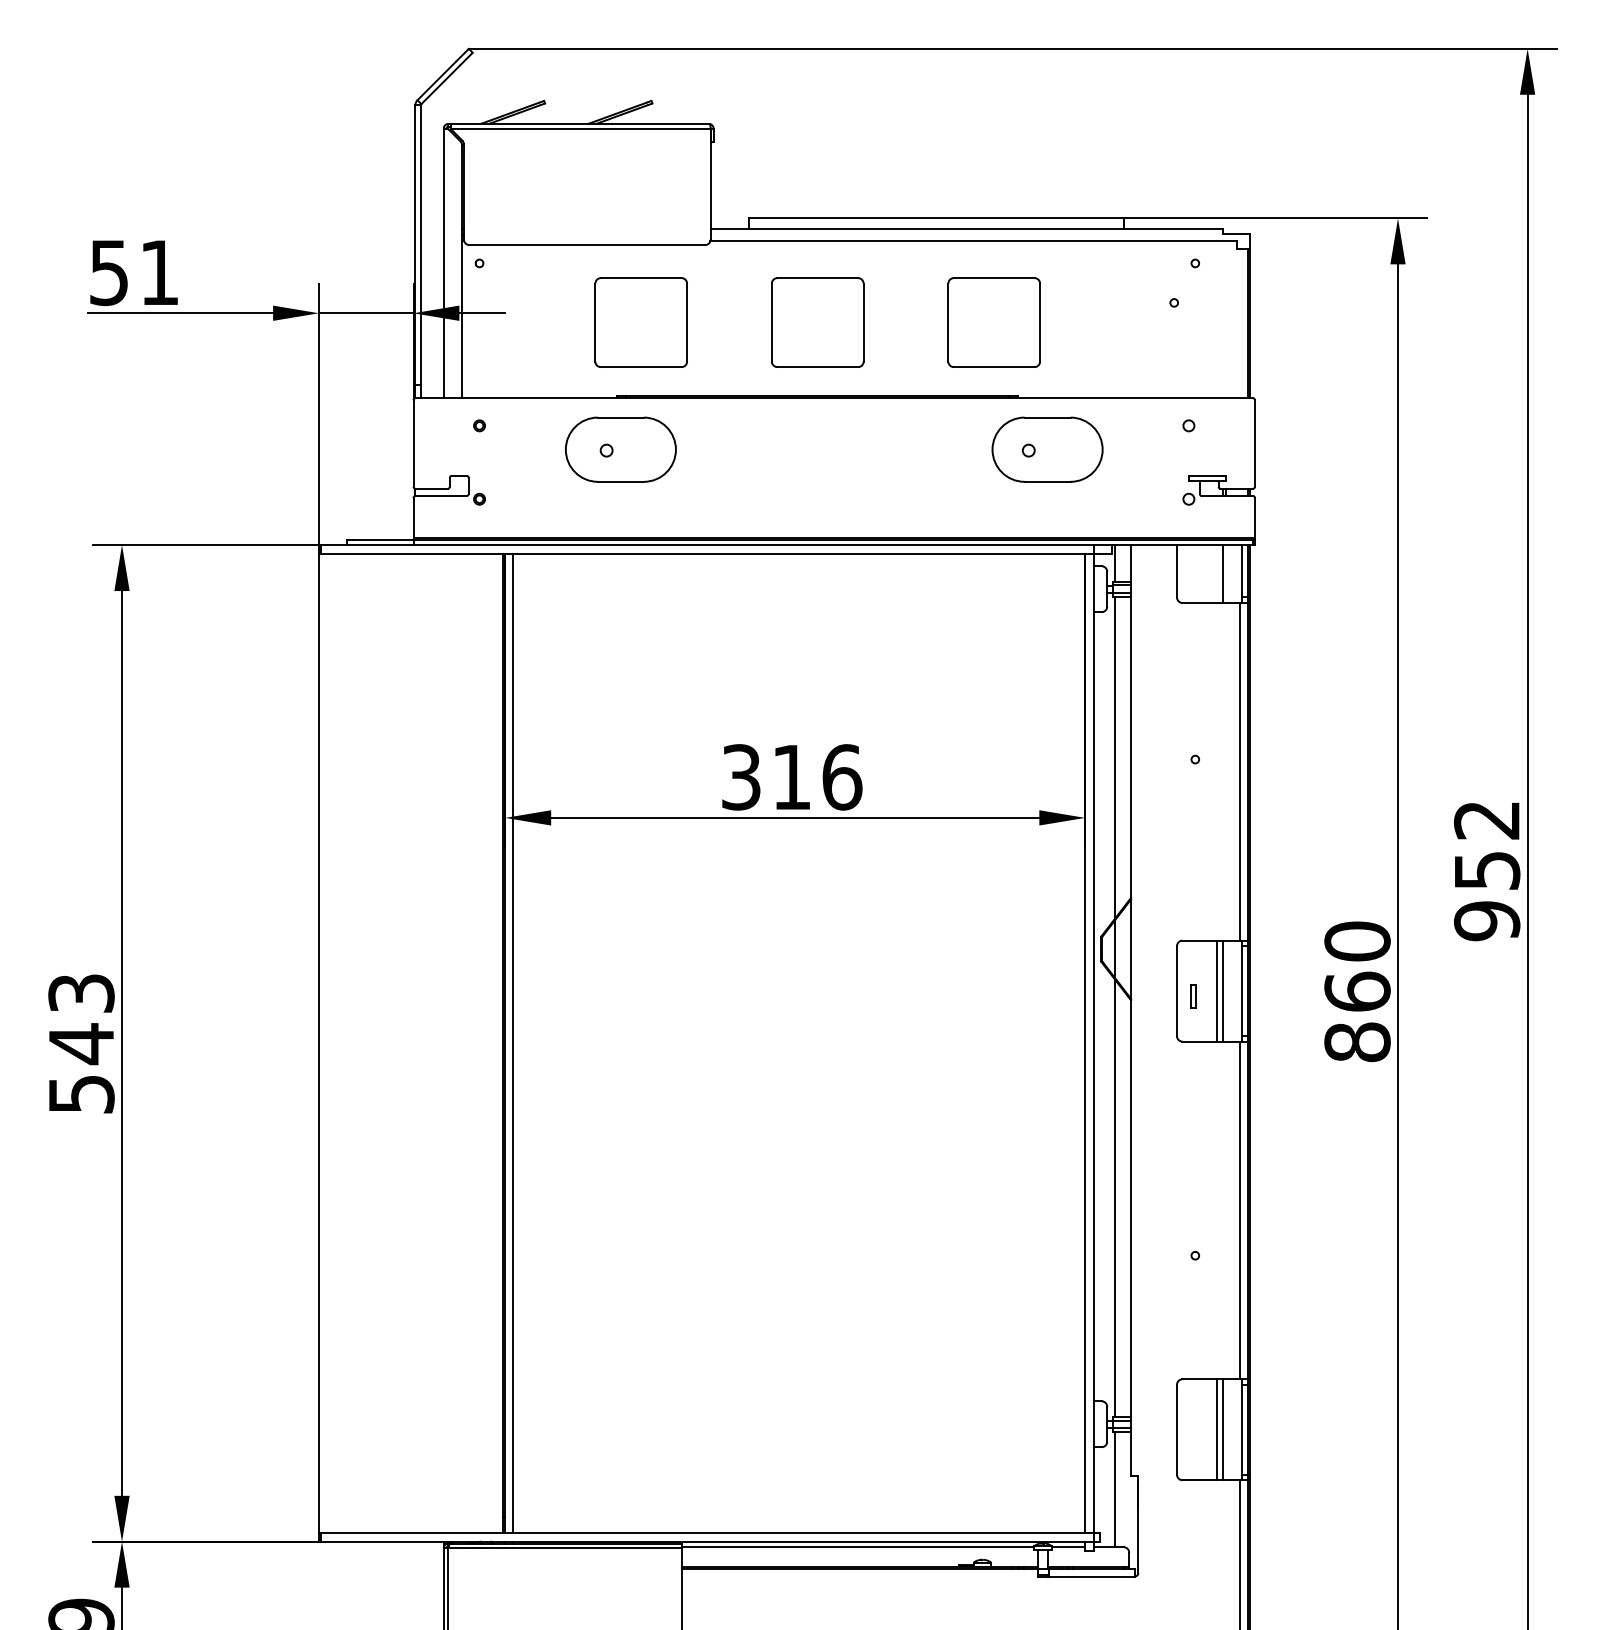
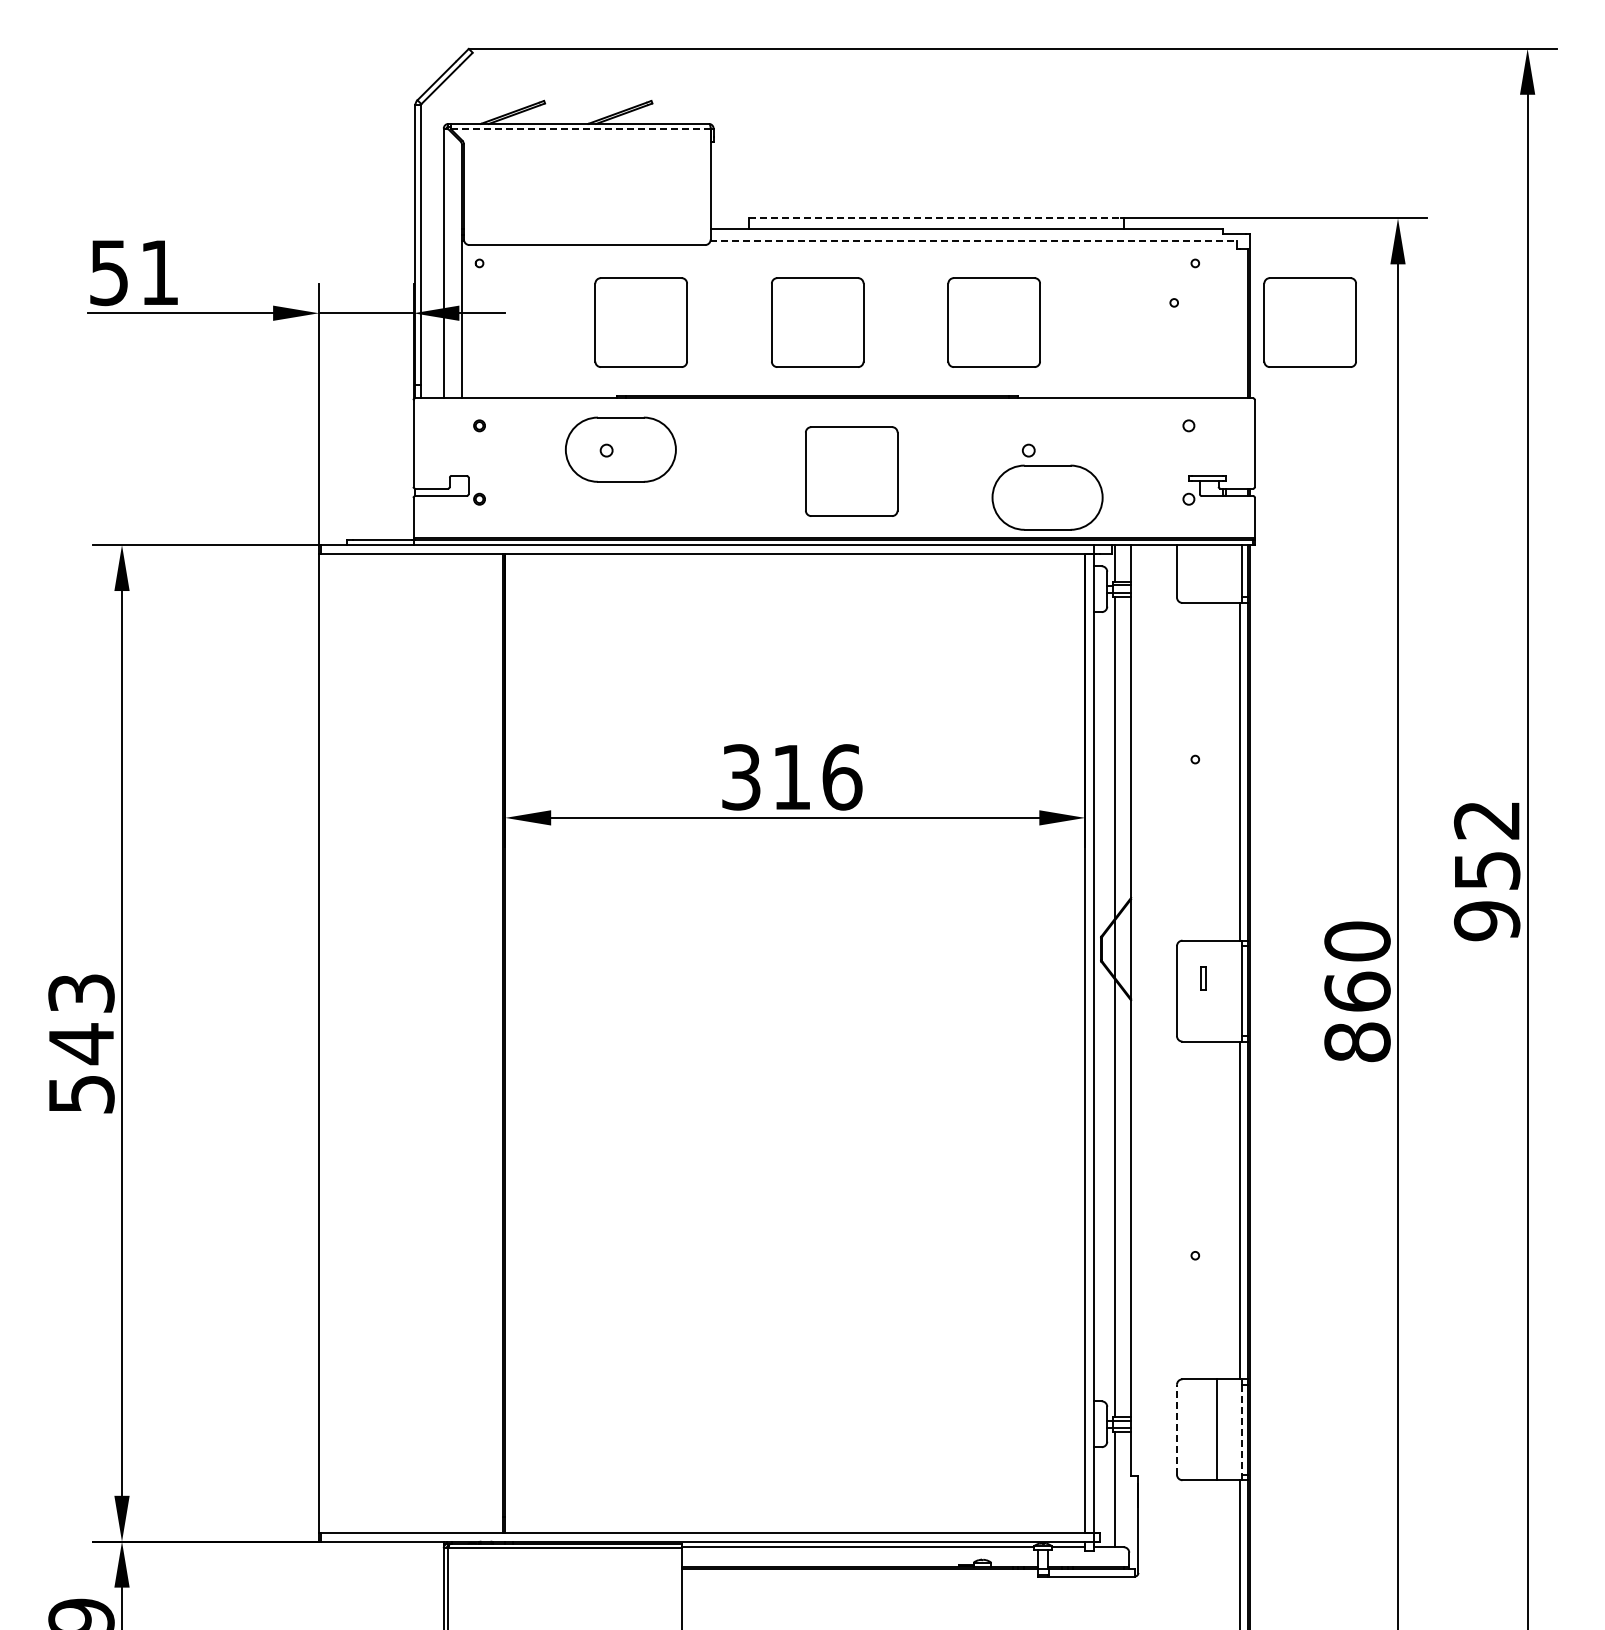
line: solid -> dashed (580, 128)
line: solid -> dashed (937, 218)
line: solid -> dashed (974, 241)
part: none -> present (1309, 322)
part position: (1047, 449) -> (1047, 497) (1047, 497)
part: none -> present (851, 471)
line: present -> none (1222, 573)
line: present -> none (1217, 990)
line: present -> none (1222, 990)
part position: (1193, 996) -> (1203, 978) (1203, 978)
line: present -> none (512, 1043)
line: solid -> dashed (1176, 1429)
line: present -> none (1222, 1429)
line: solid -> dashed (1242, 1429)
